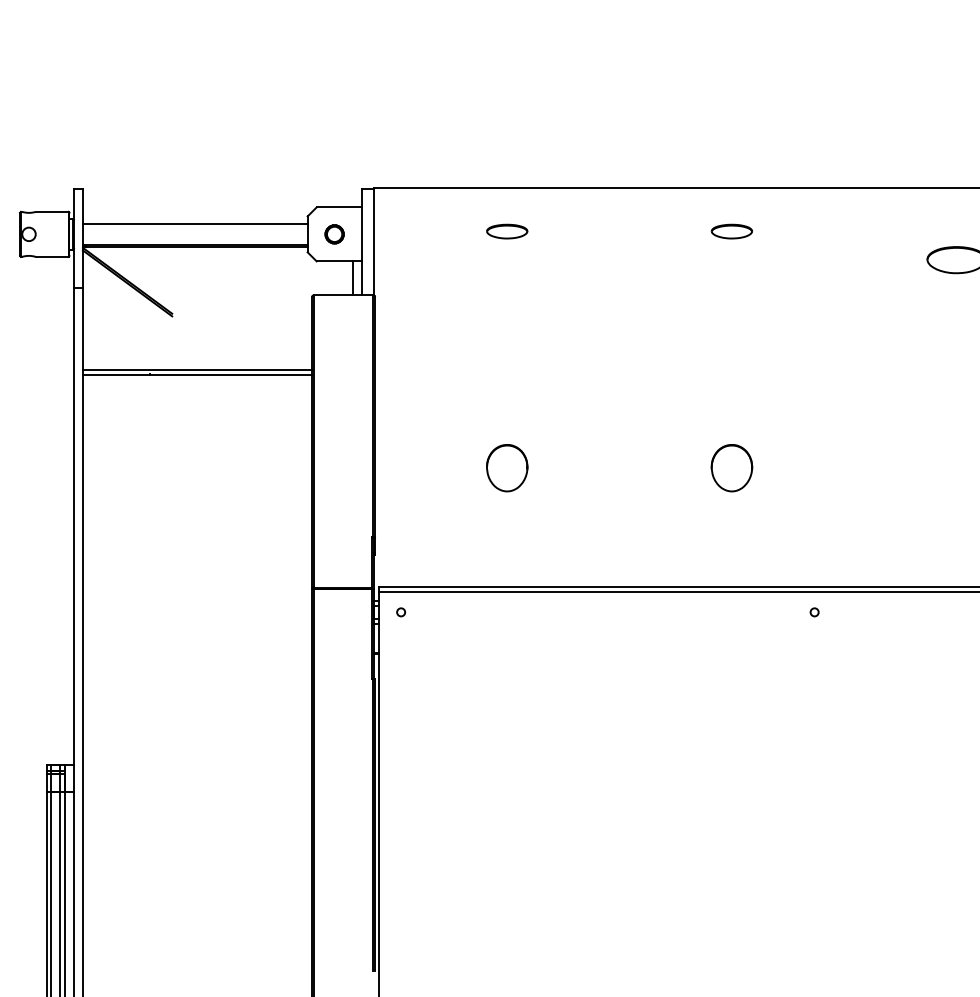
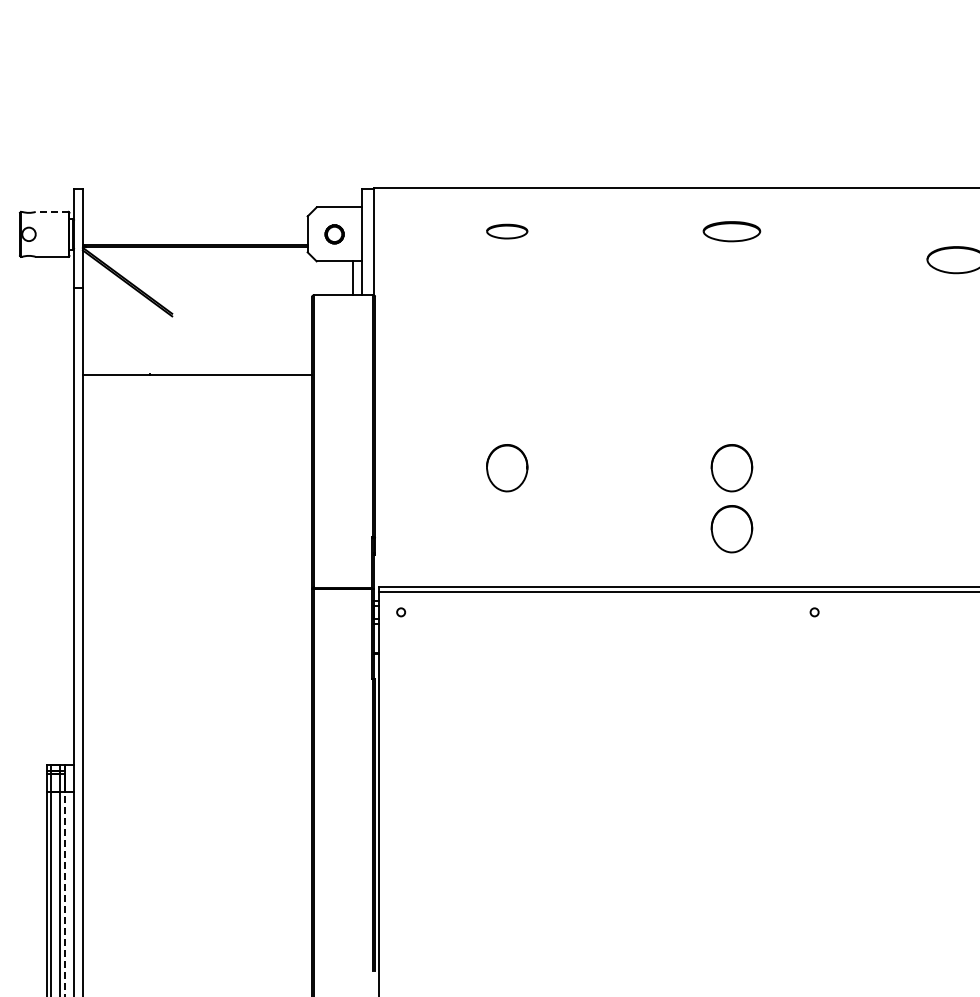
line: solid -> dashed (51, 211)
line: present -> none (194, 223)
part size: 44x17 px -> 60x22 px (731, 231)
line: present -> none (197, 369)
part: none -> present (731, 529)
line: solid -> dashed (64, 893)
